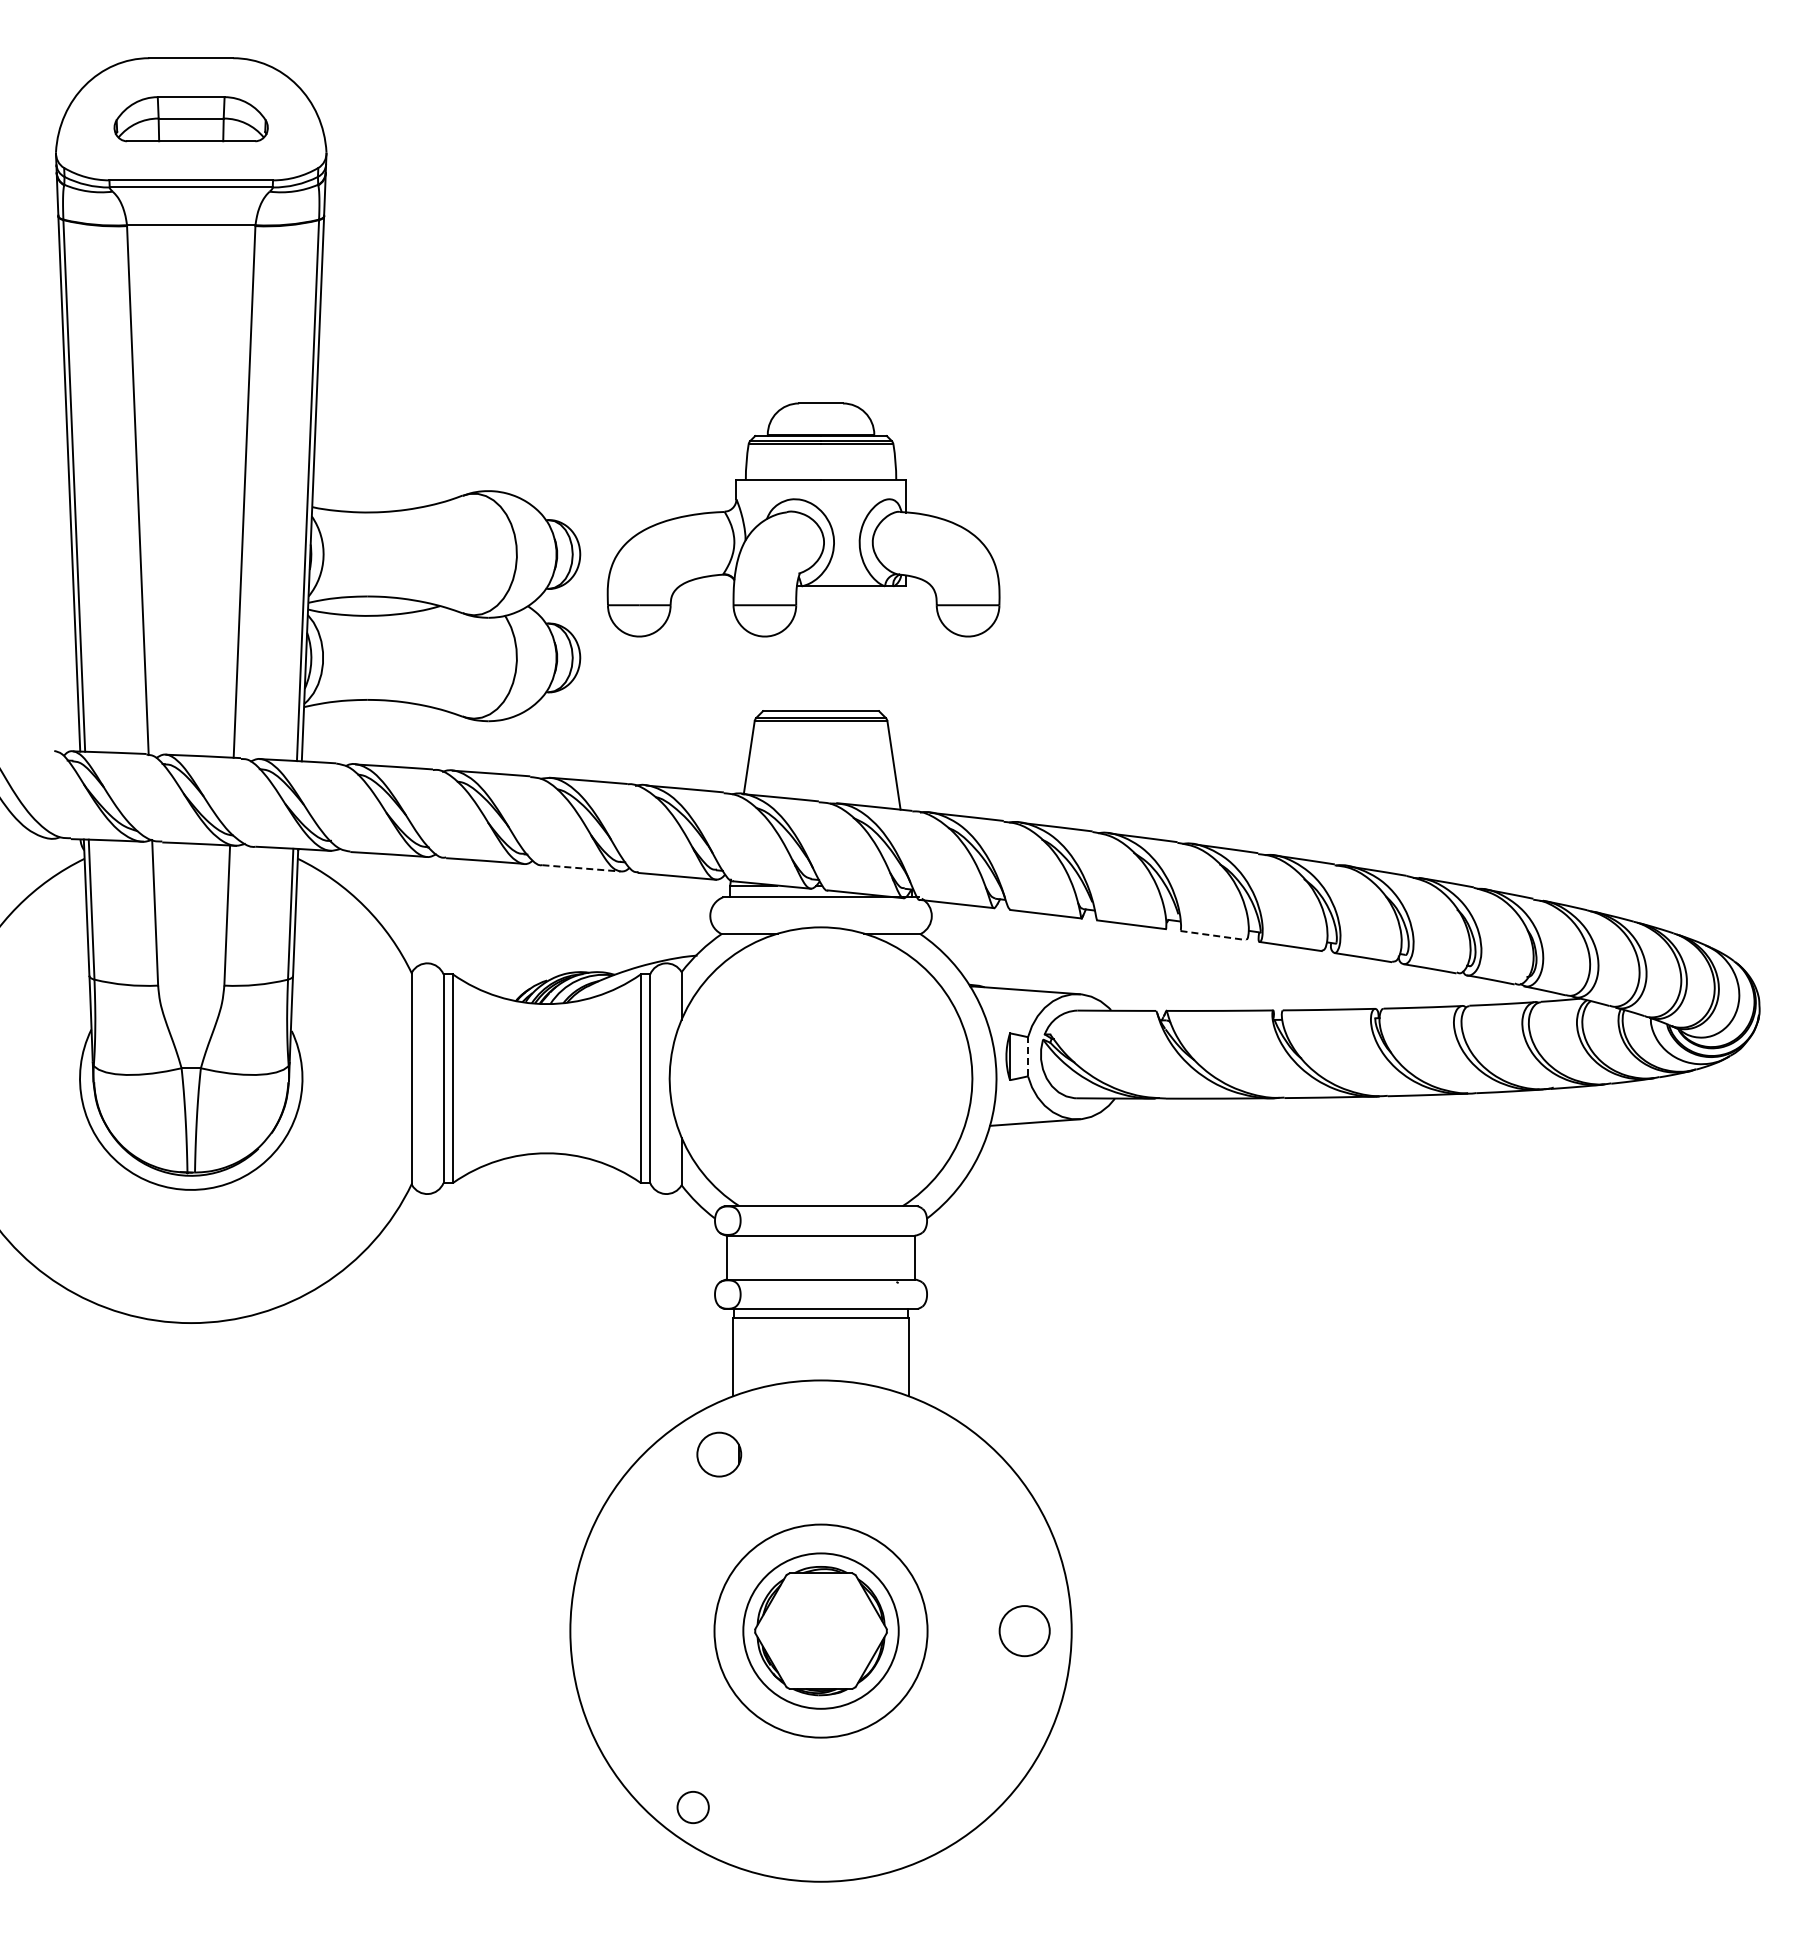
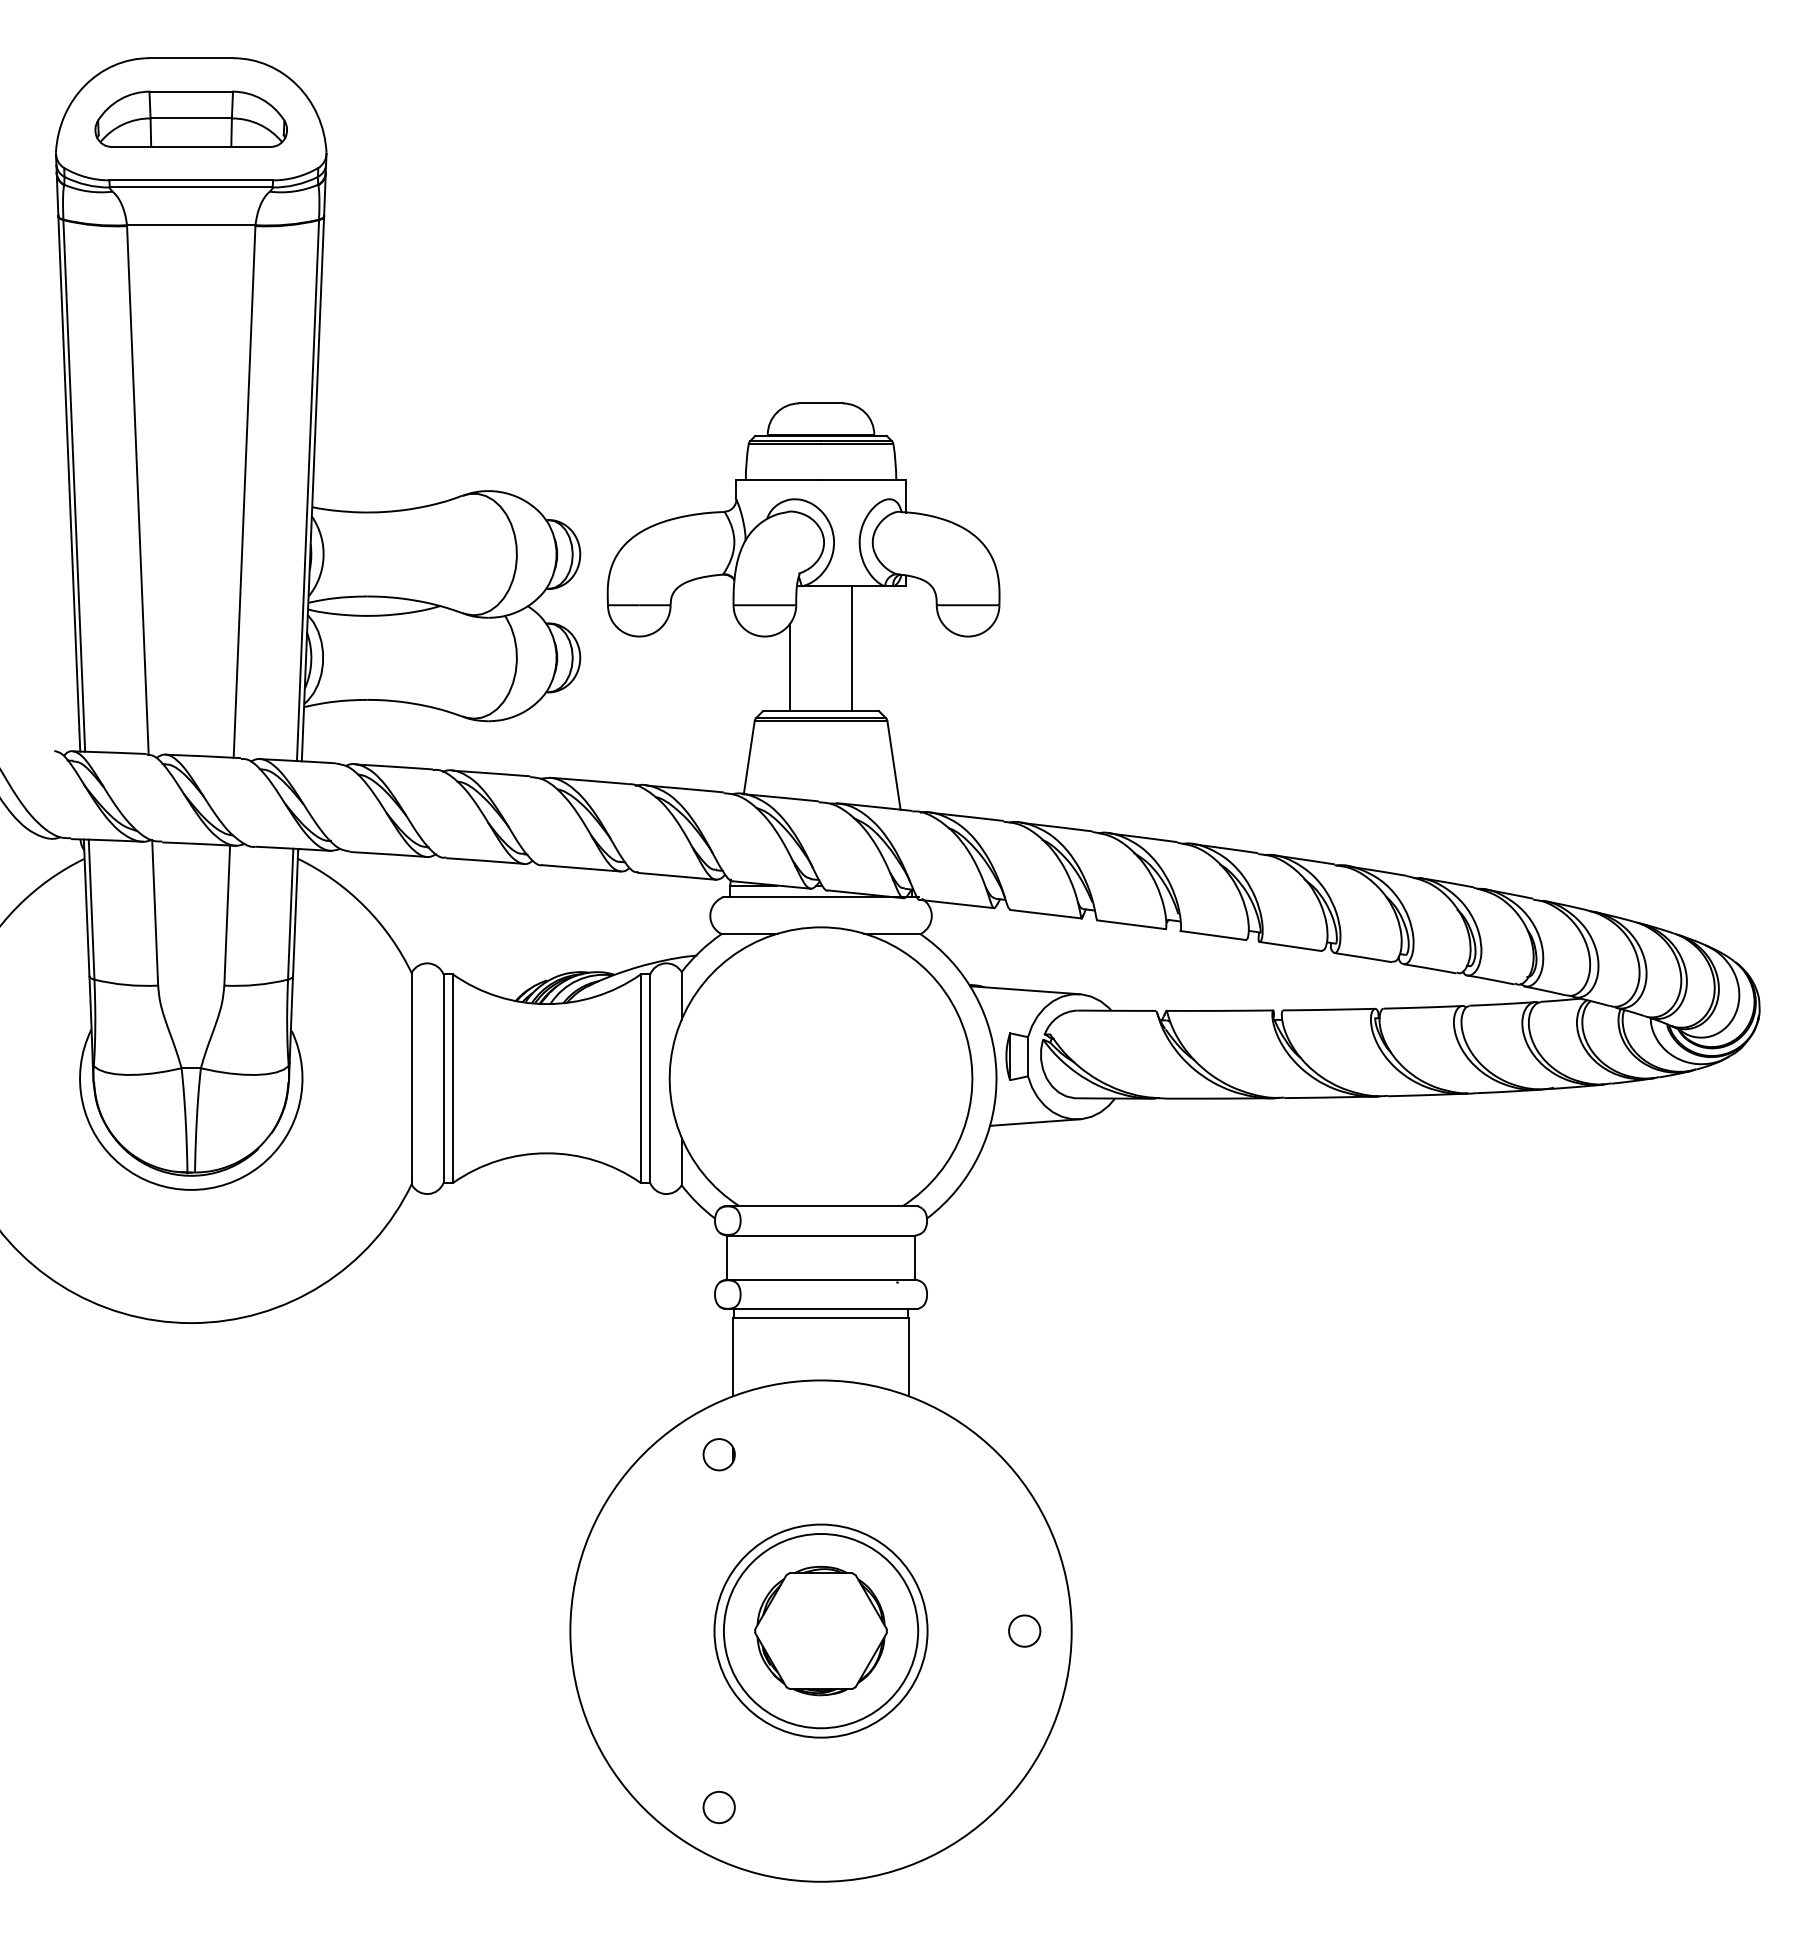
part size: 156x47 px -> 194x58 px (190, 118)
line: none -> present (852, 648)
line: none -> present (789, 667)
line: dashed -> solid (581, 868)
line: dashed -> solid (1213, 935)
line: dashed -> solid (1028, 1056)
circle size: 47x47 px -> 34x34 px (718, 1454)
circle diameter: 155 px -> 194 px (820, 1630)
circle diameter: 50 px -> 31 px (1024, 1630)
circle position: (692, 1807) -> (718, 1807) (718, 1807)
